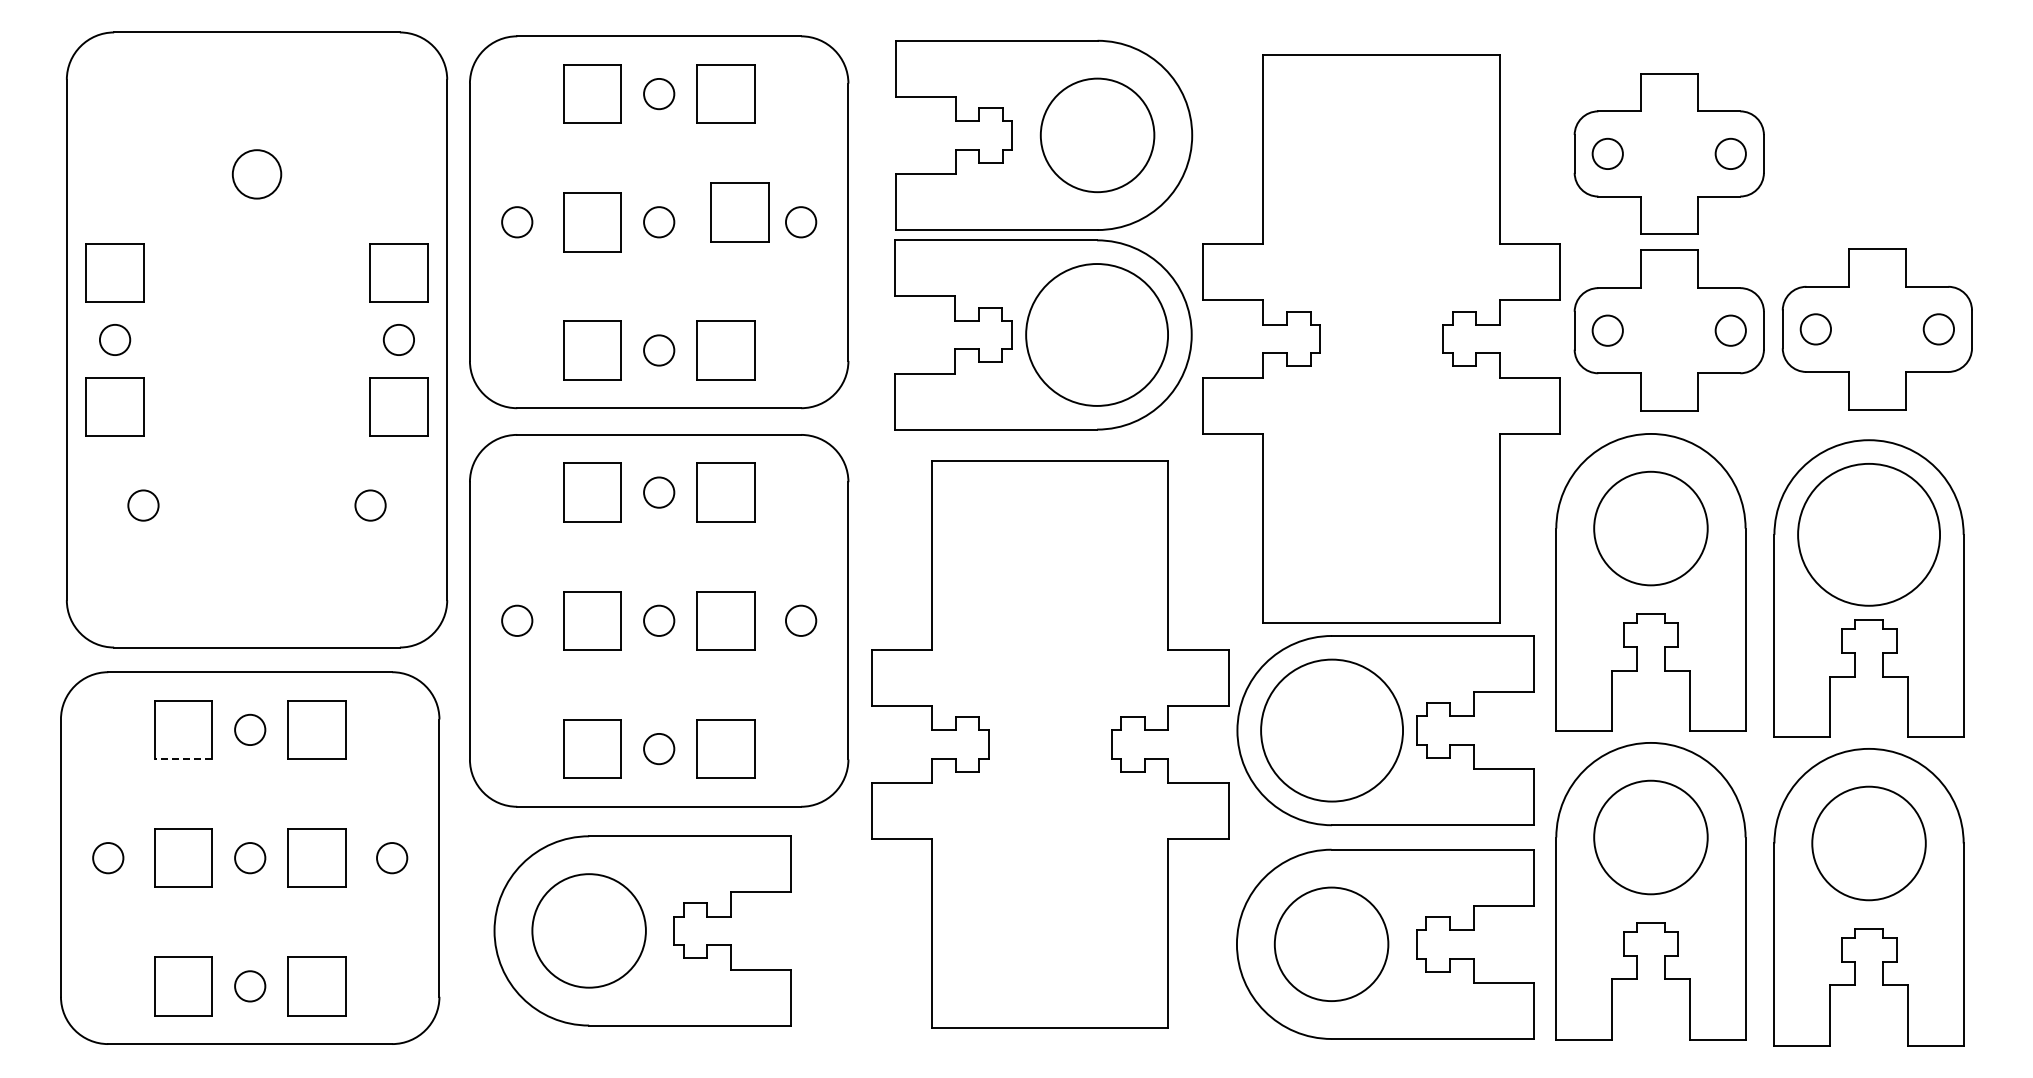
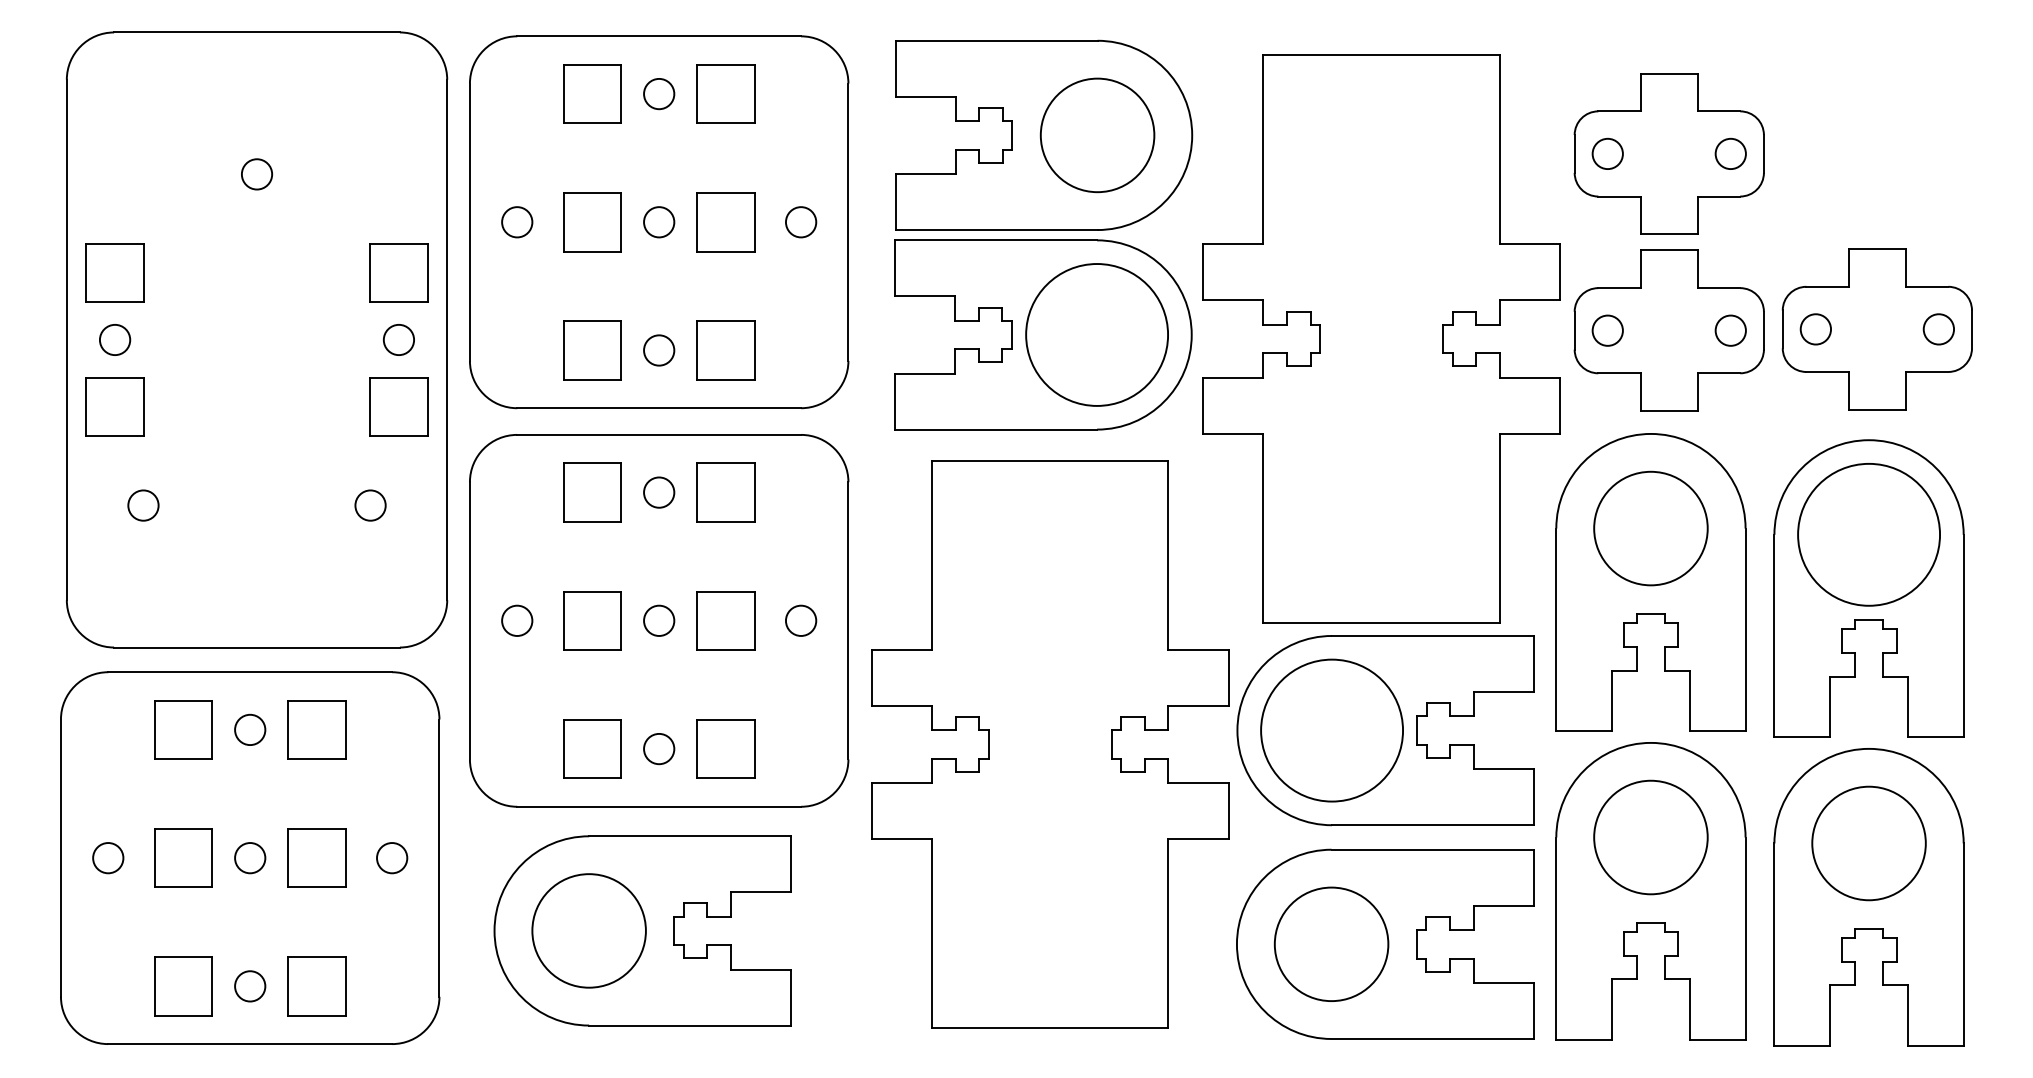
circle diameter: 48 px -> 30 px (256, 174)
part position: (739, 212) -> (725, 222) (725, 222)
line: dashed -> solid (183, 759)
